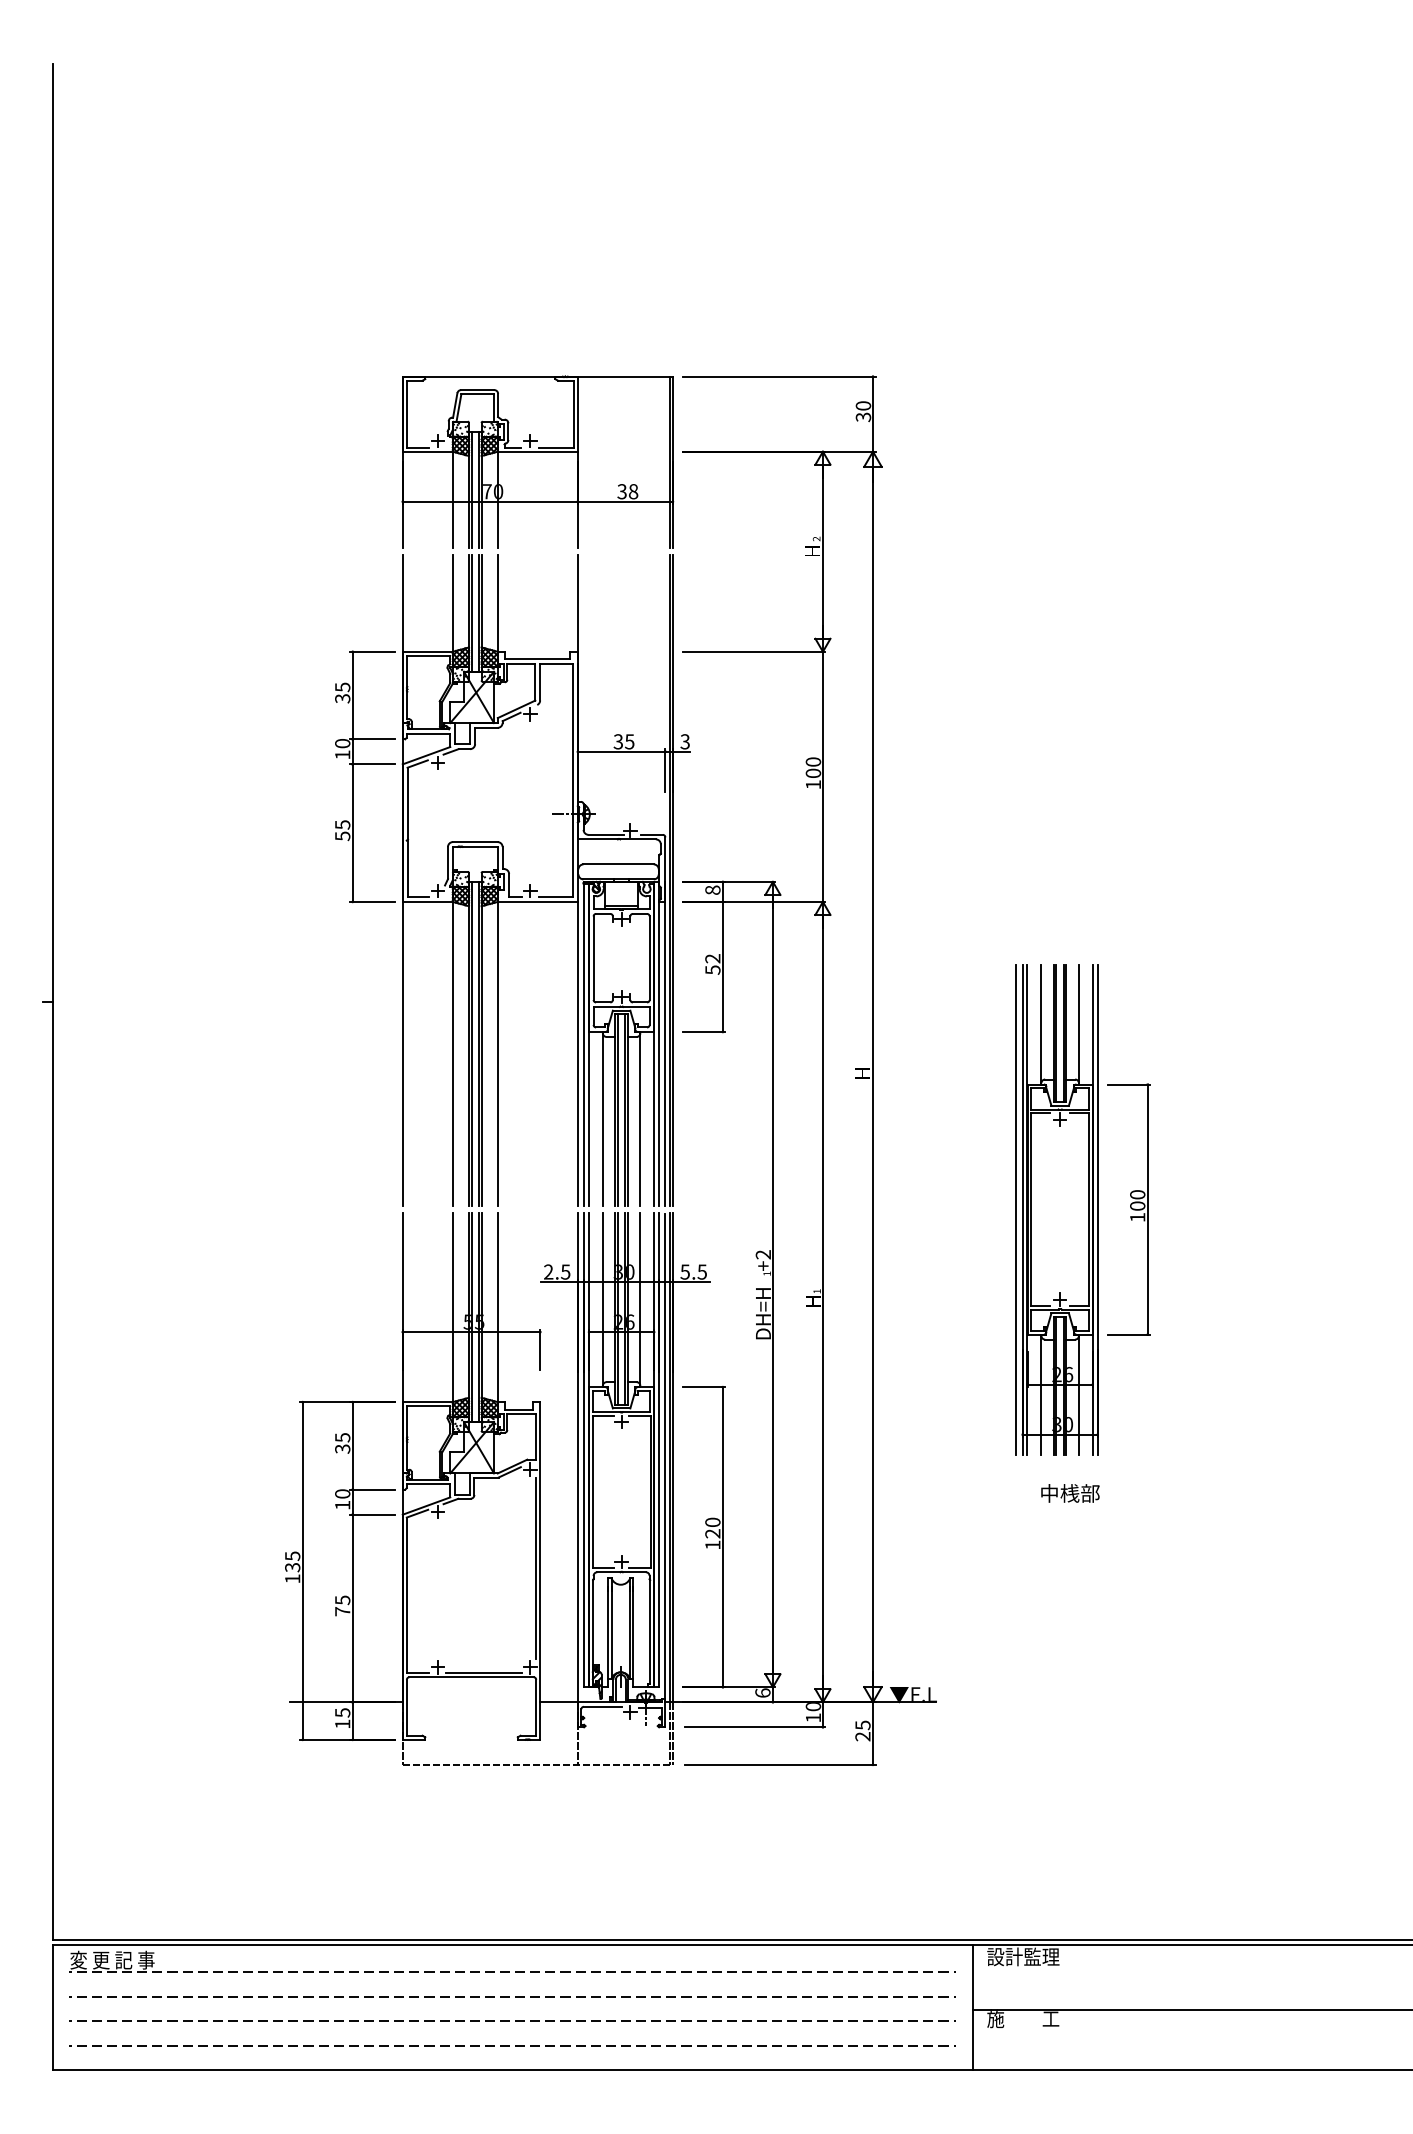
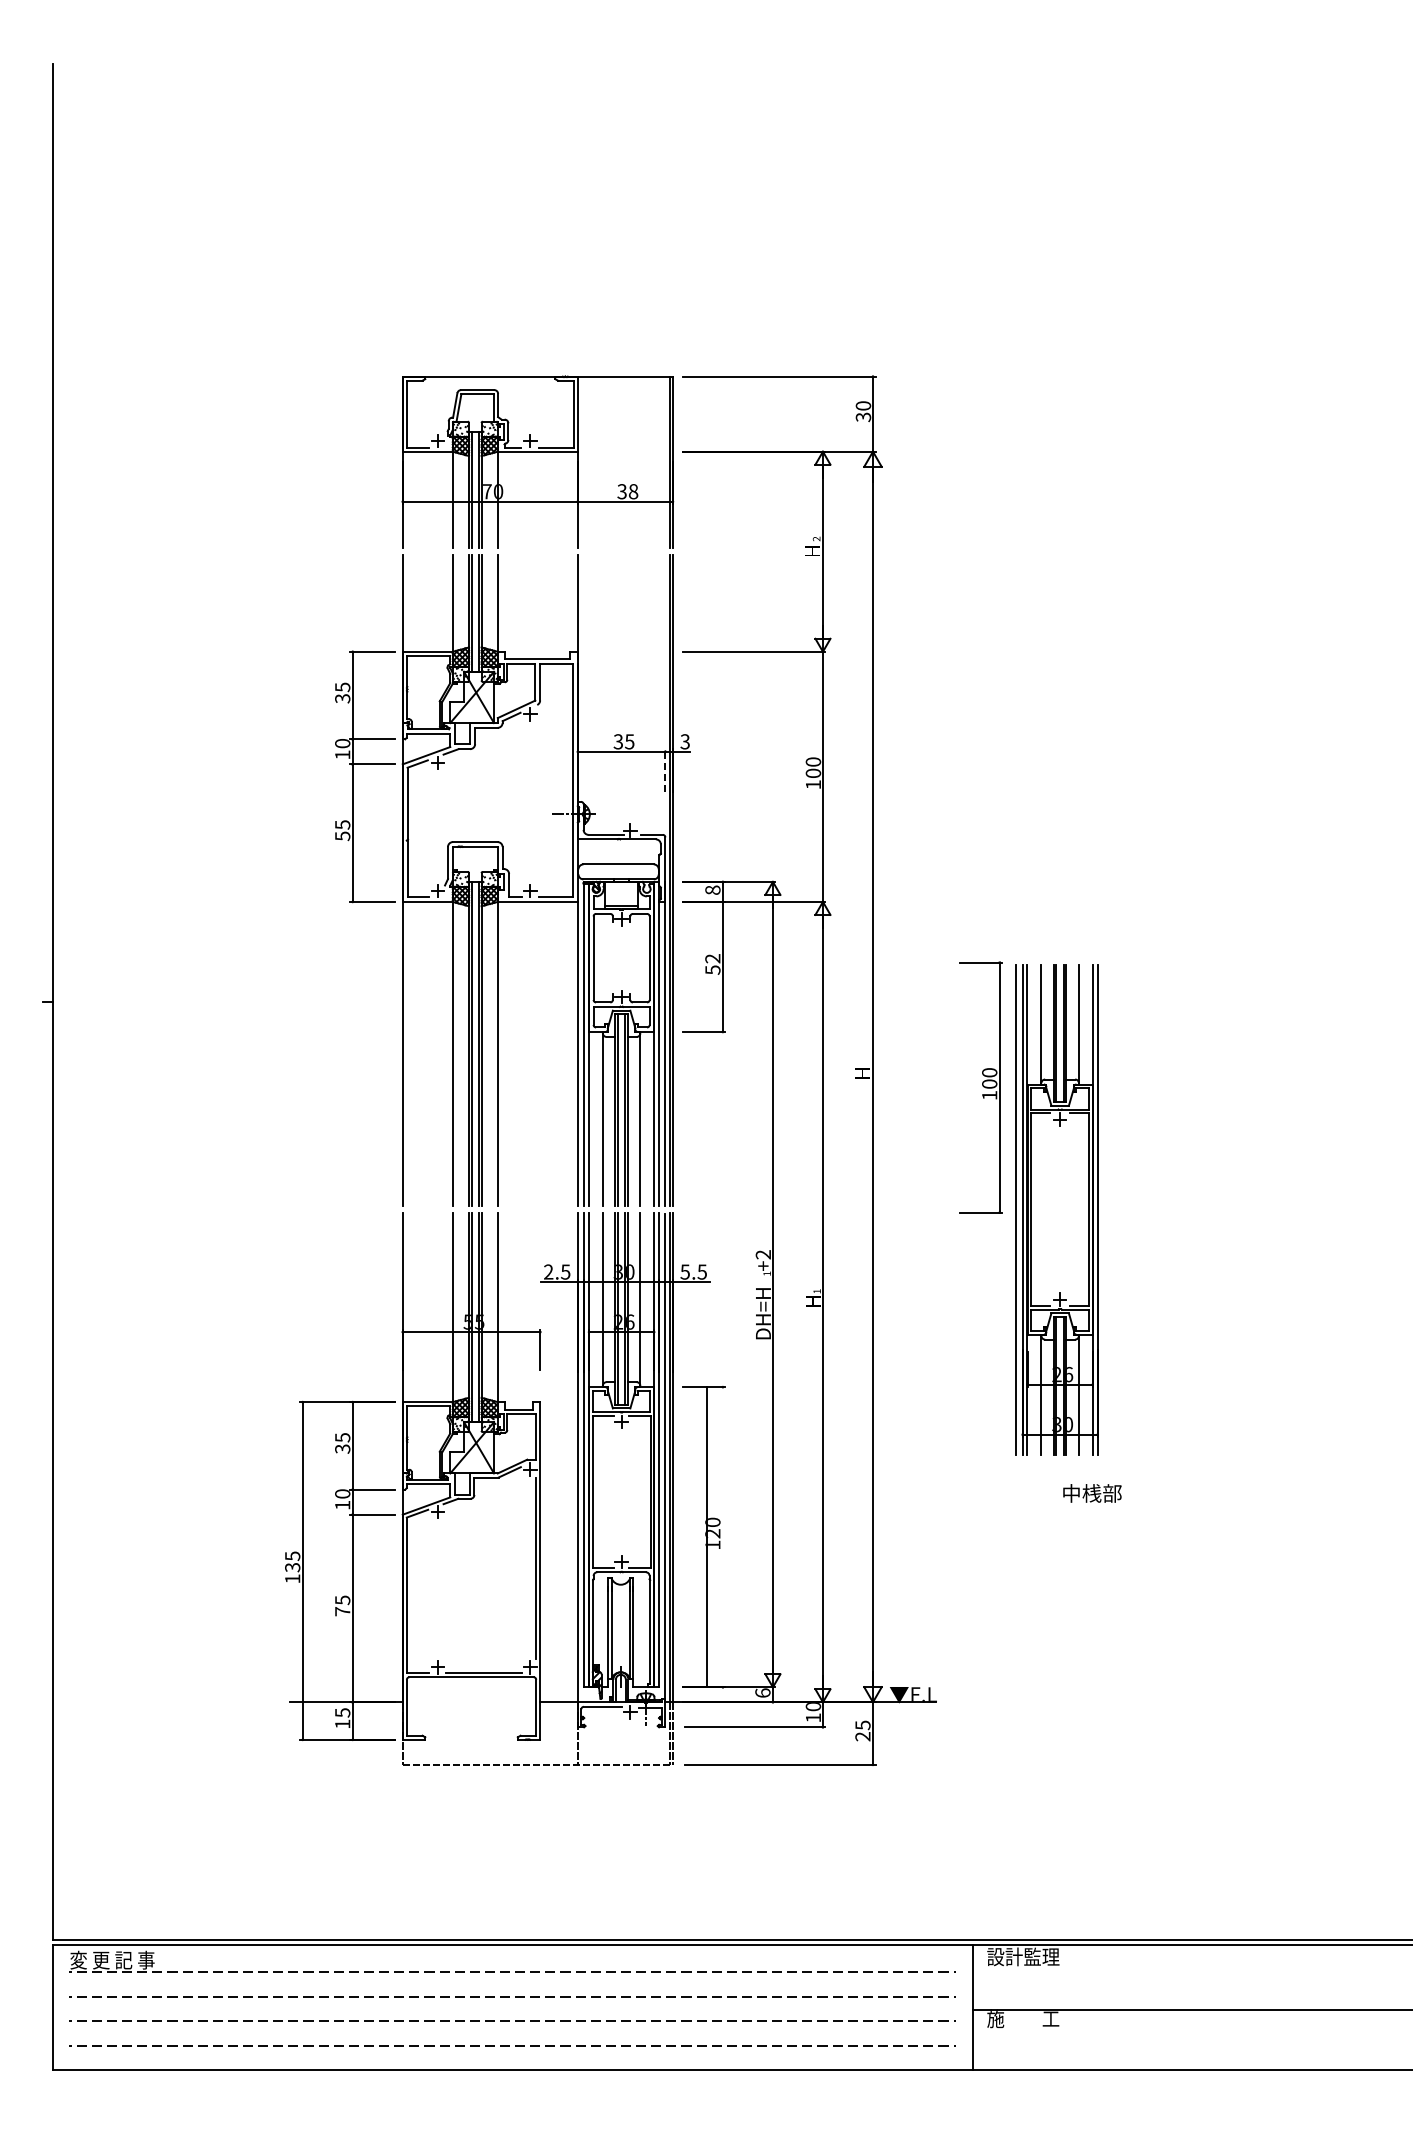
line: solid -> dashed (665, 770)
part position: (1128, 1209) -> (980, 1087) (980, 1087)
text position: (1070, 1493) -> (1092, 1493) (1092, 1493)
line position: (722, 1537) -> (706, 1537) (706, 1537)
